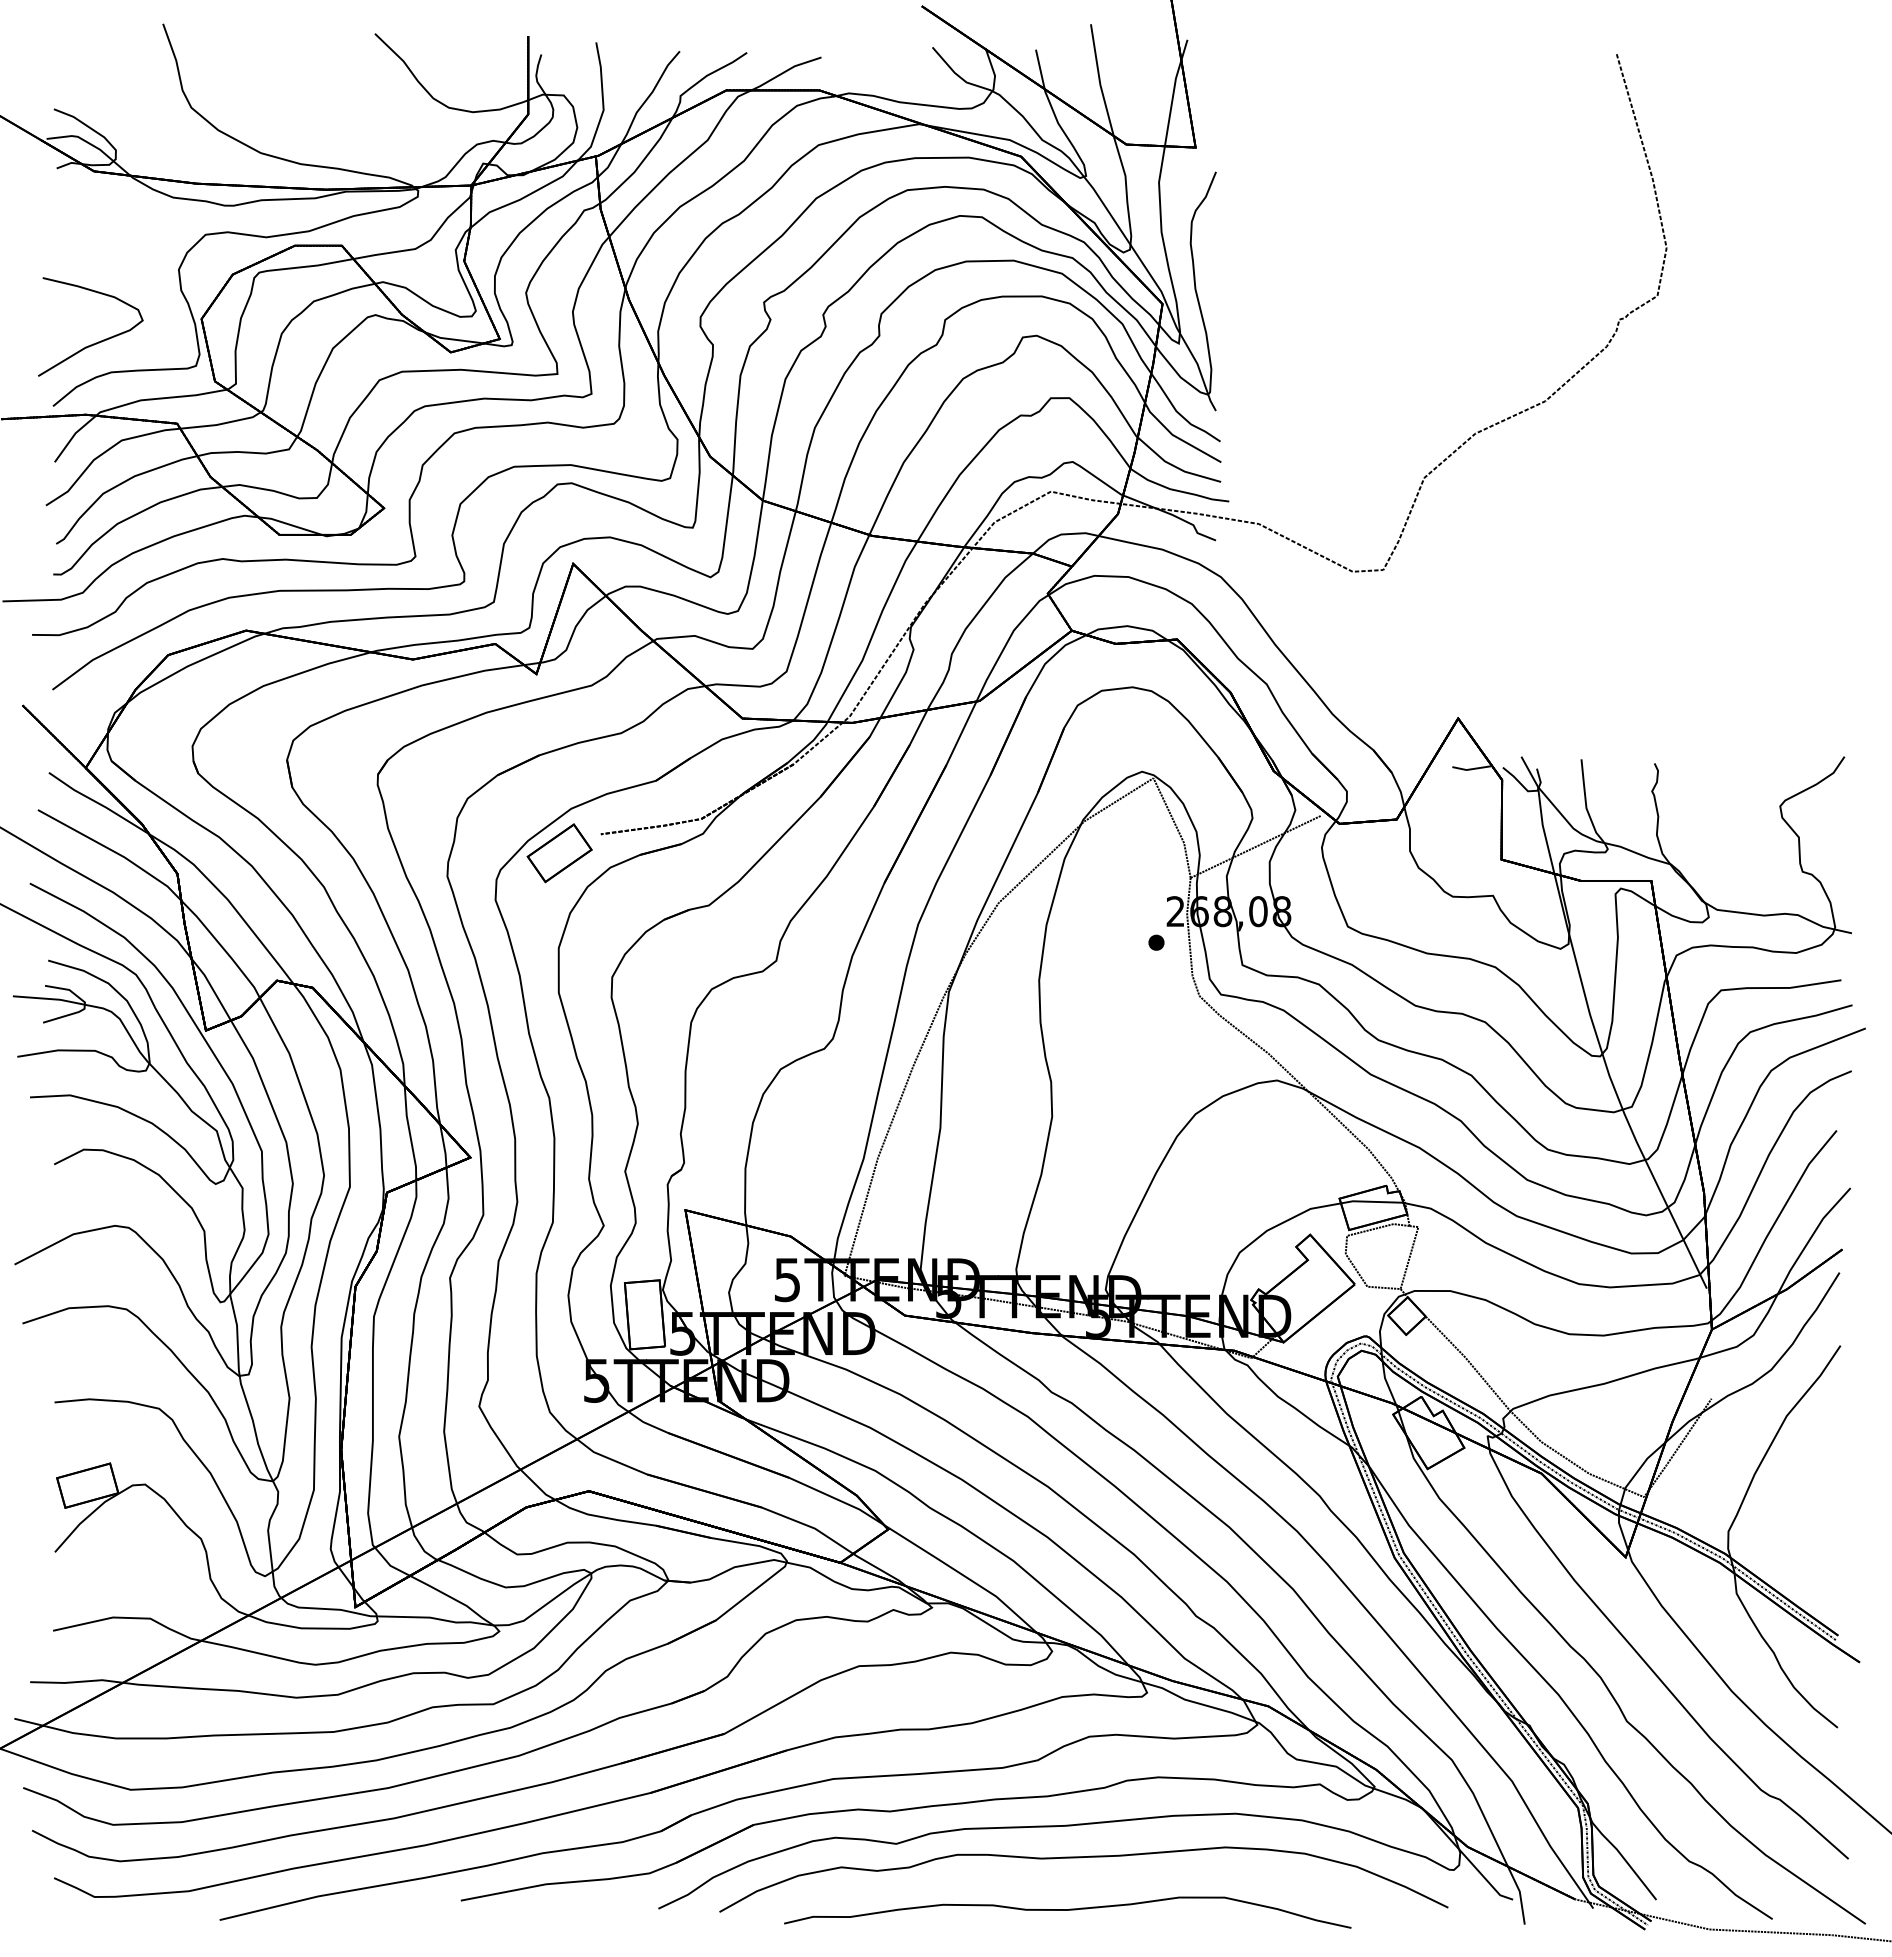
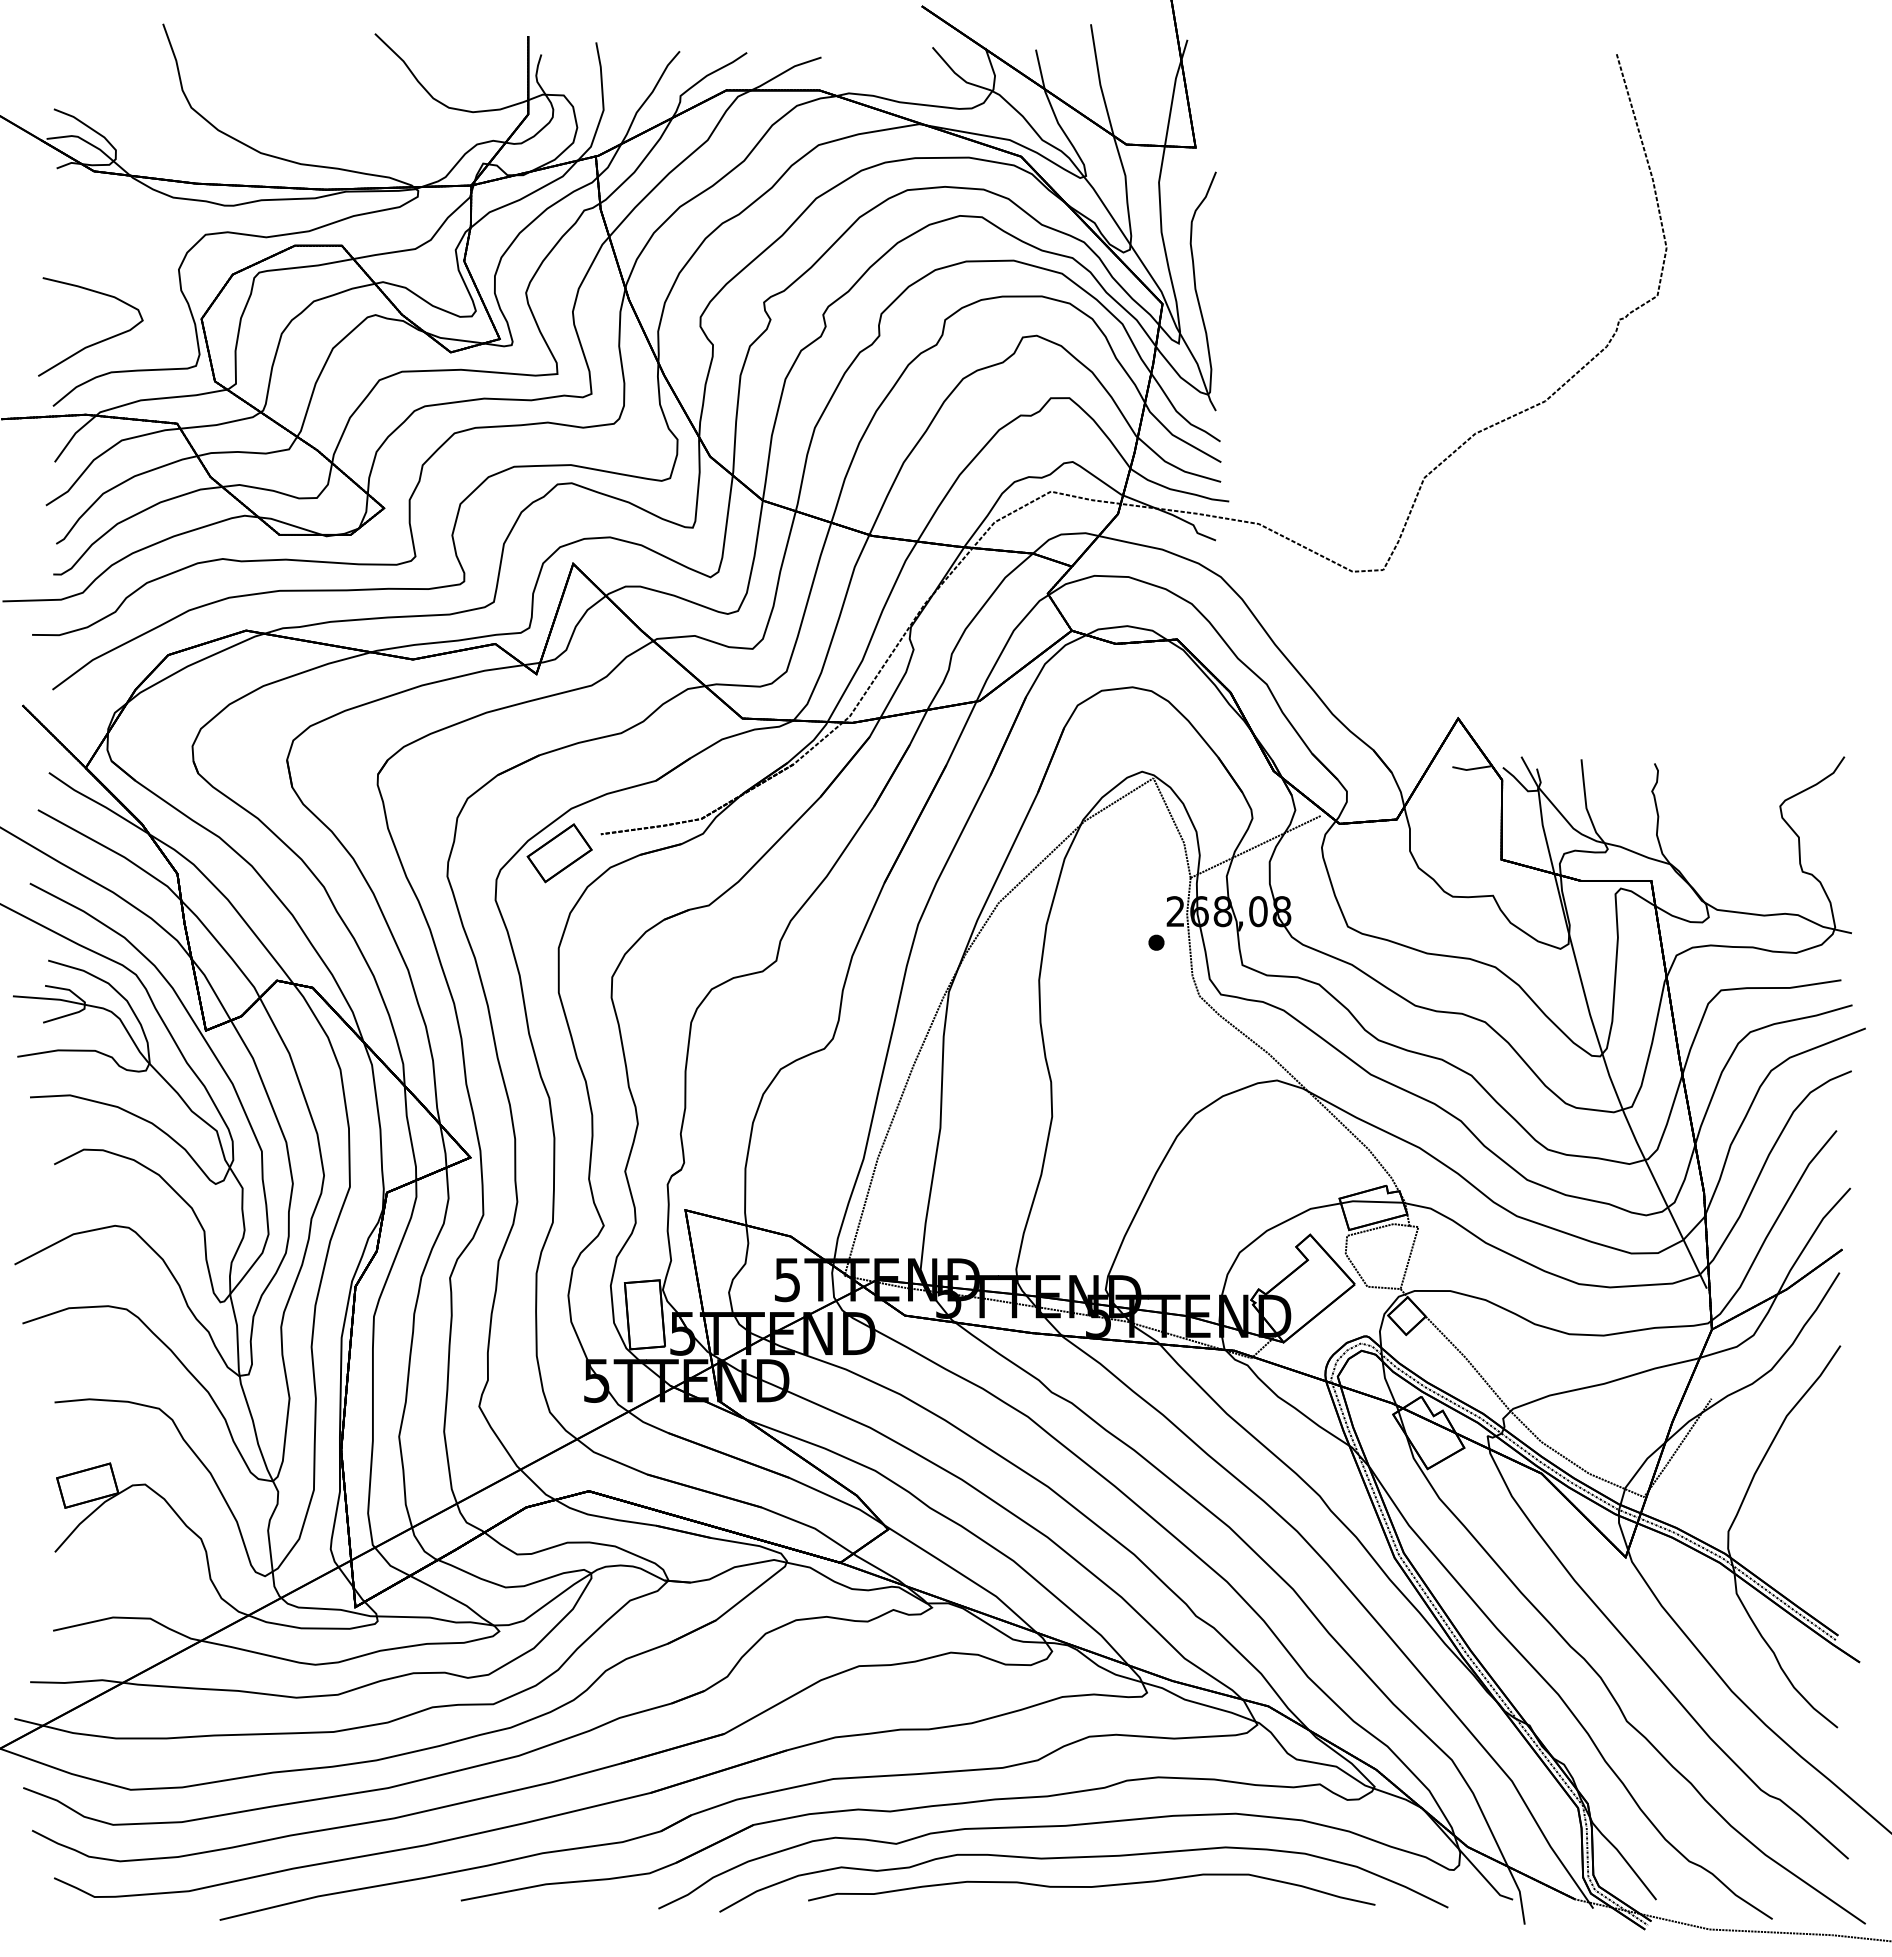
curve position: (1067, 1910) -> (1091, 1887) (1091, 1887)
